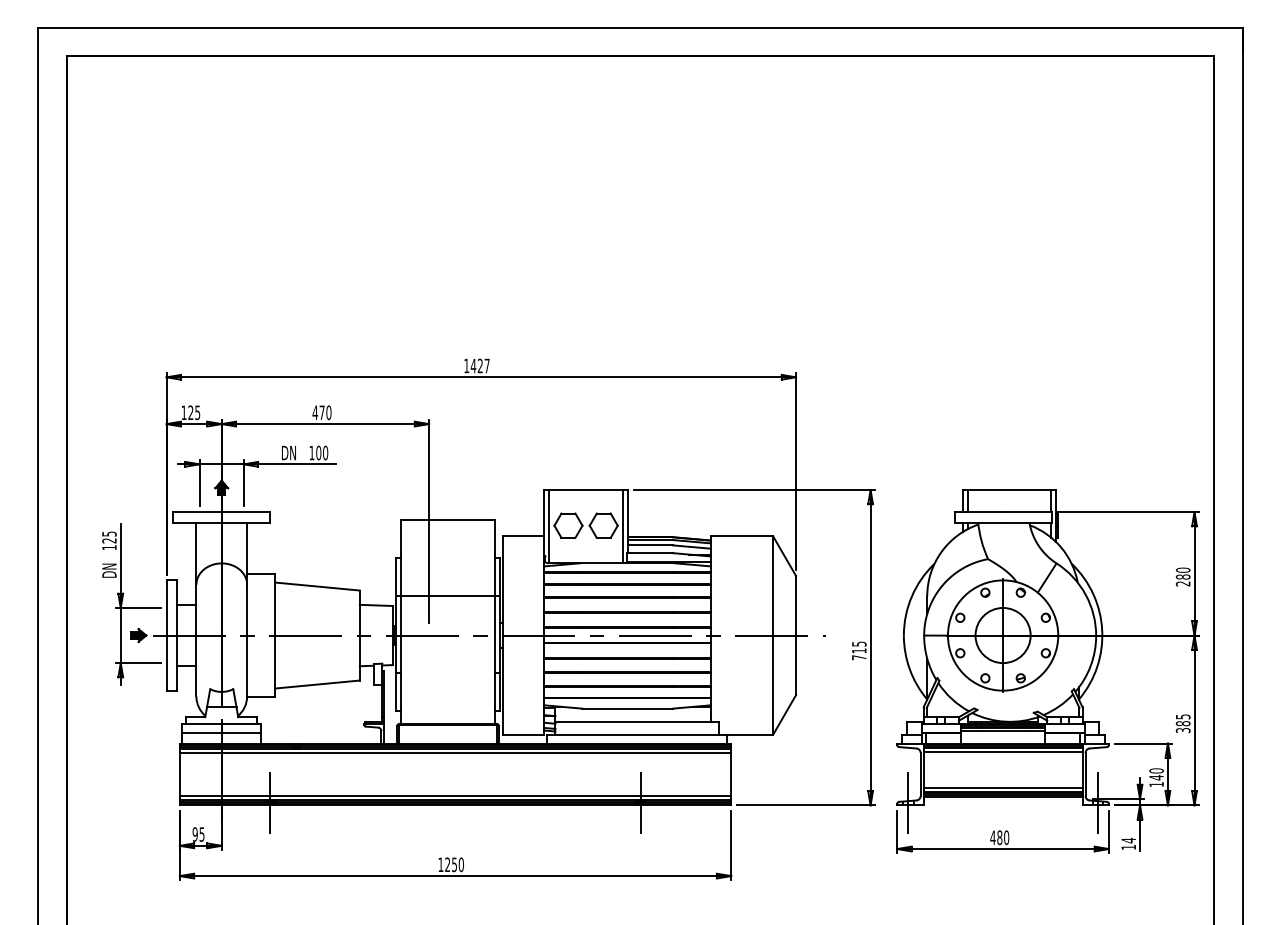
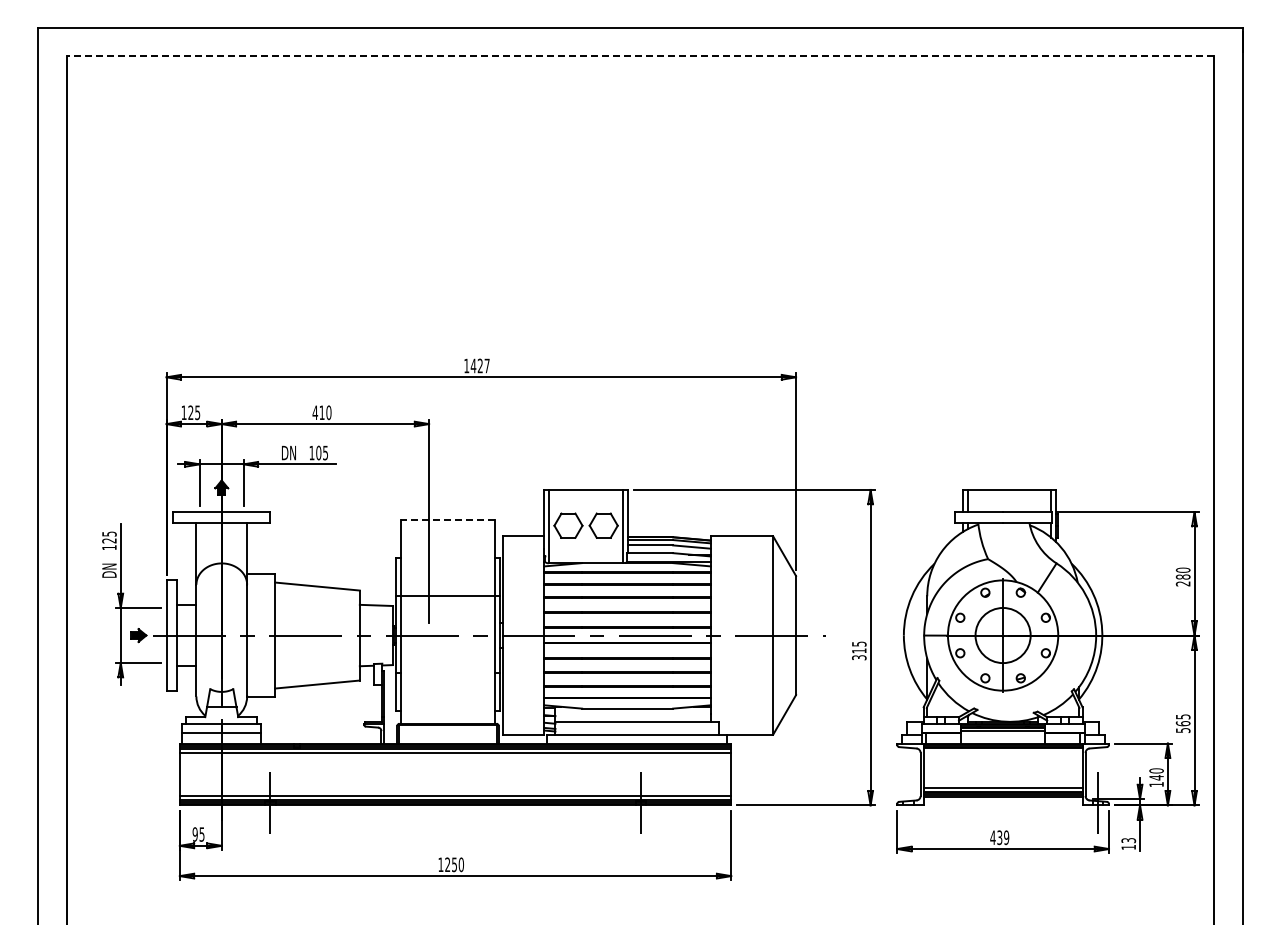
line: solid -> dashed (640, 56)
text: 470 -> 410 (321, 412)
text: 100 -> 105 (325, 452)
line: solid -> dashed (447, 520)
text: 715 -> 315 (859, 657)
text: 385 -> 565 (1182, 726)
line: present -> none (1002, 751)
line: present -> none (908, 803)
text: 480 -> 439 (1003, 837)
text: 14 -> 13 (1128, 840)
